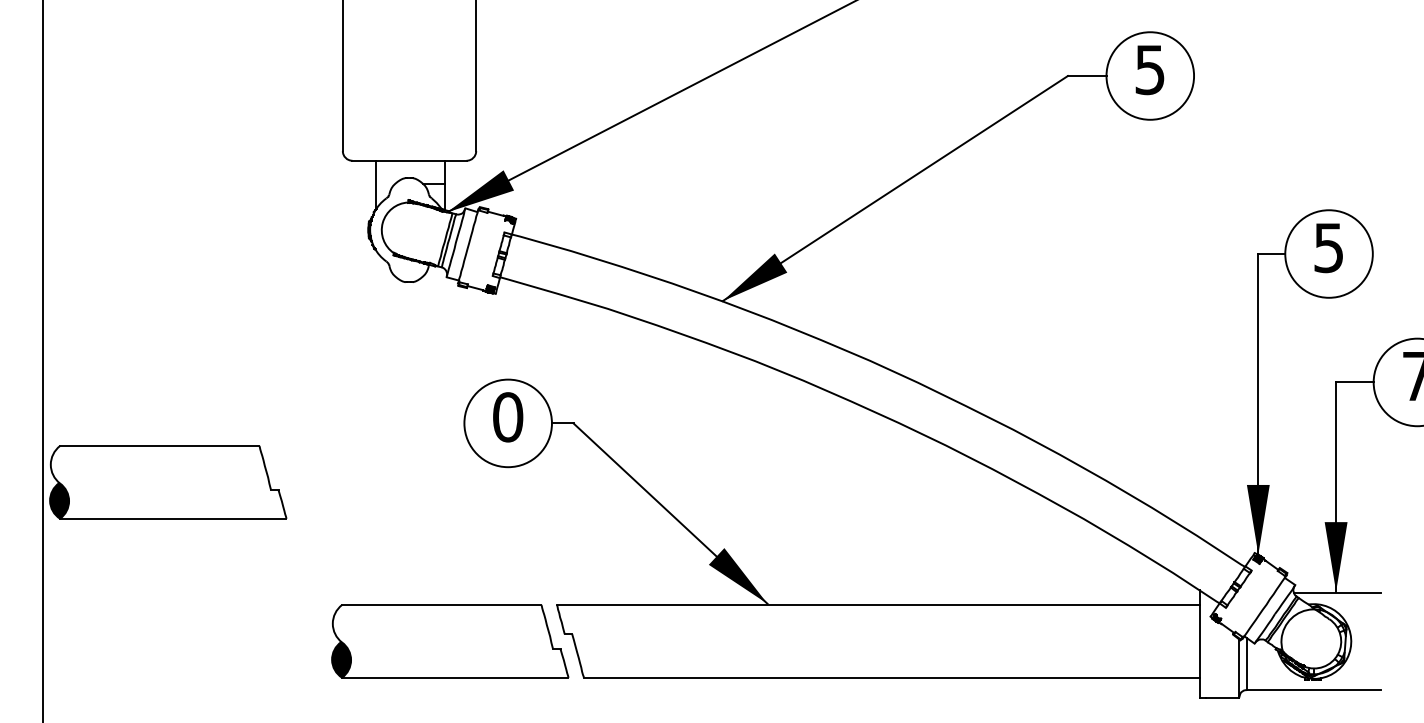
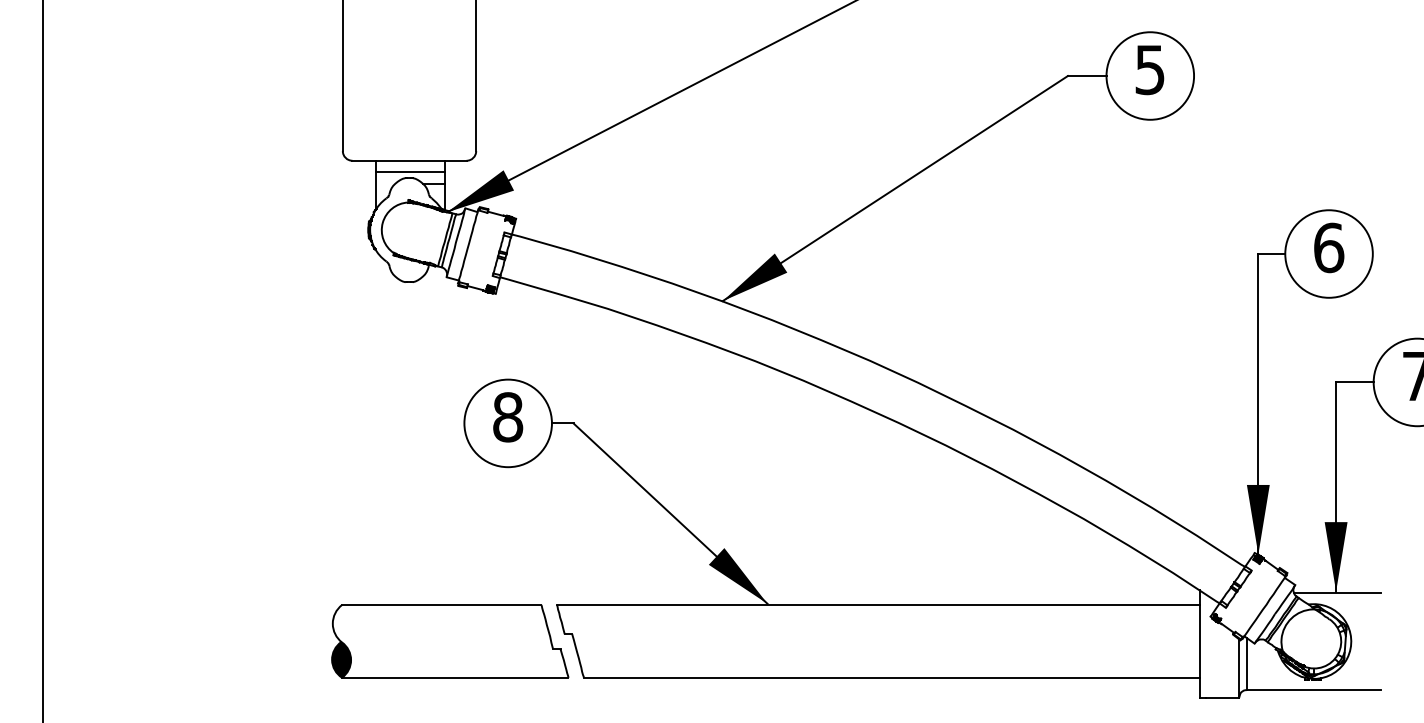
line: none -> present (410, 172)
text: 5 -> 6 (1329, 247)
text: 0 -> 8 (508, 417)
part: present -> none (168, 482)
